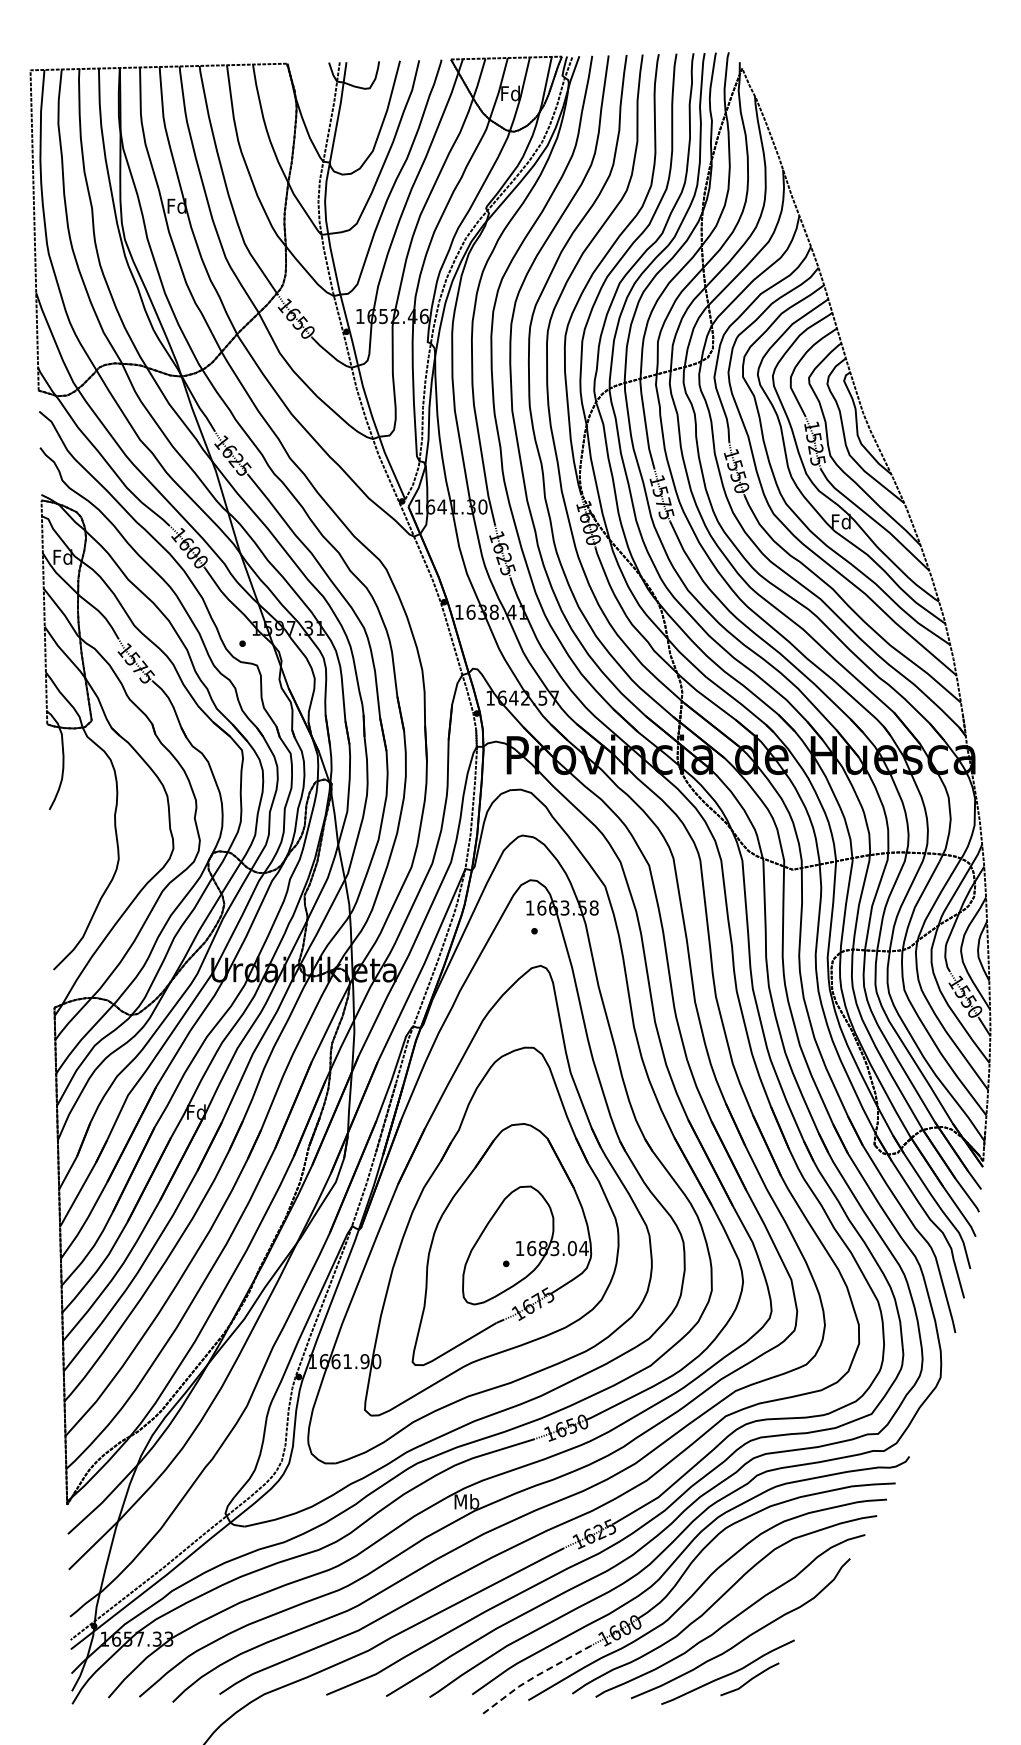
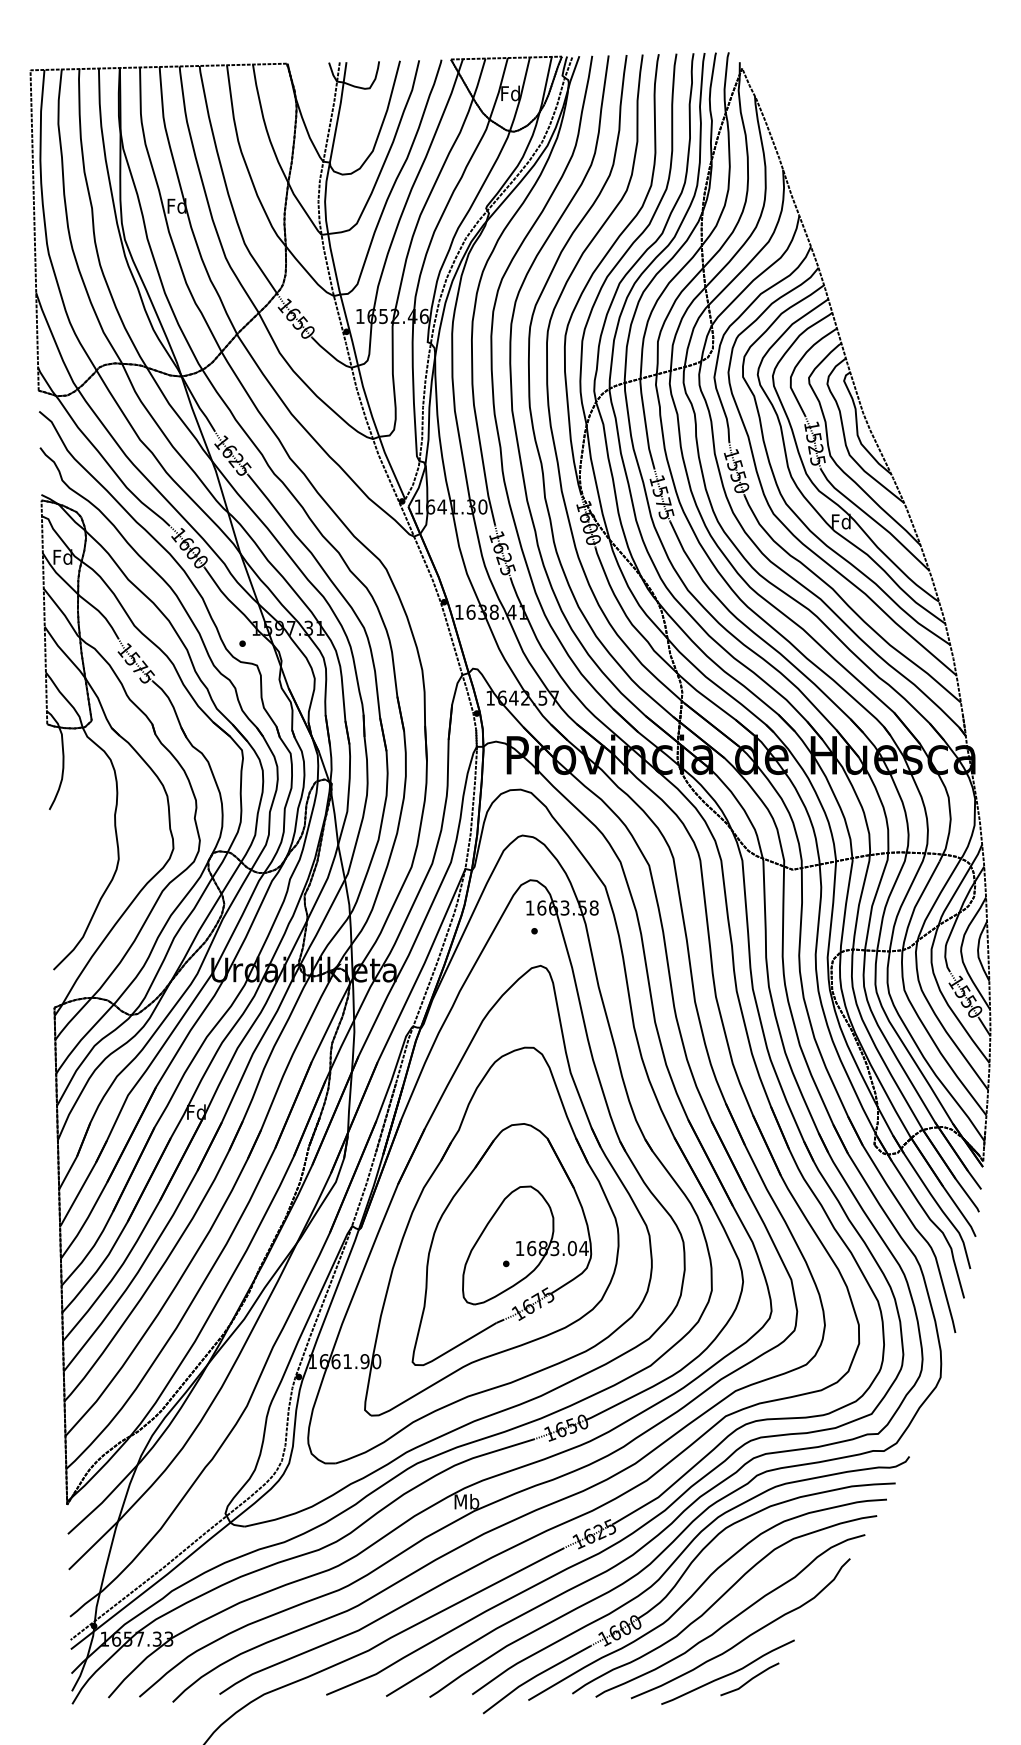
line: dashed -> solid (535, 1676)
